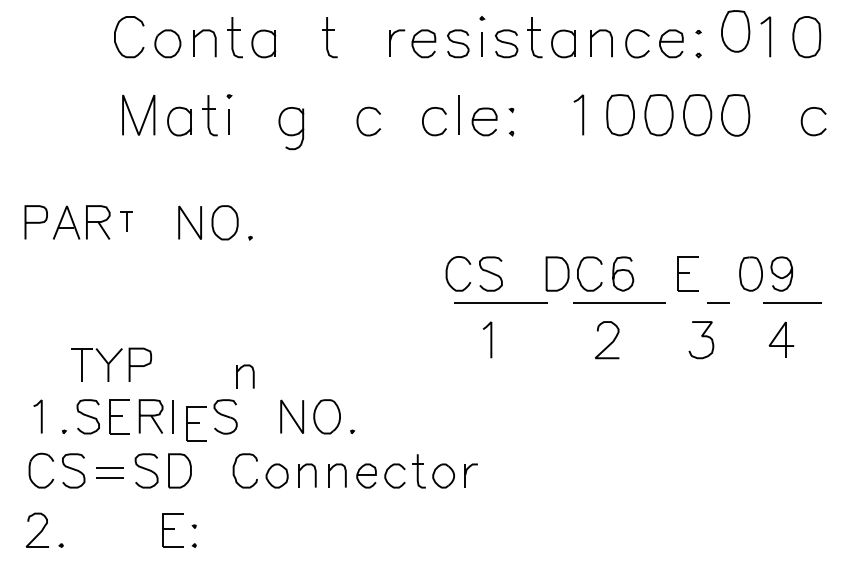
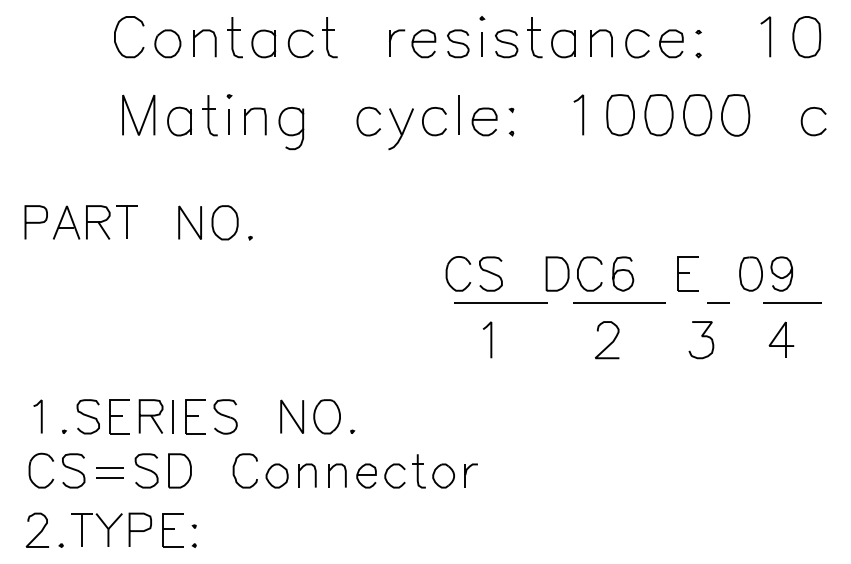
part: present -> none (735, 31)
part: none -> present (290, 39)
part: none -> present (264, 121)
part: none -> present (400, 129)
part size: 13x21 px -> 22x34 px (126, 221)
part position: (111, 364) -> (111, 529) (111, 529)
part: present -> none (252, 376)
part position: (196, 423) -> (195, 416) (195, 416)
